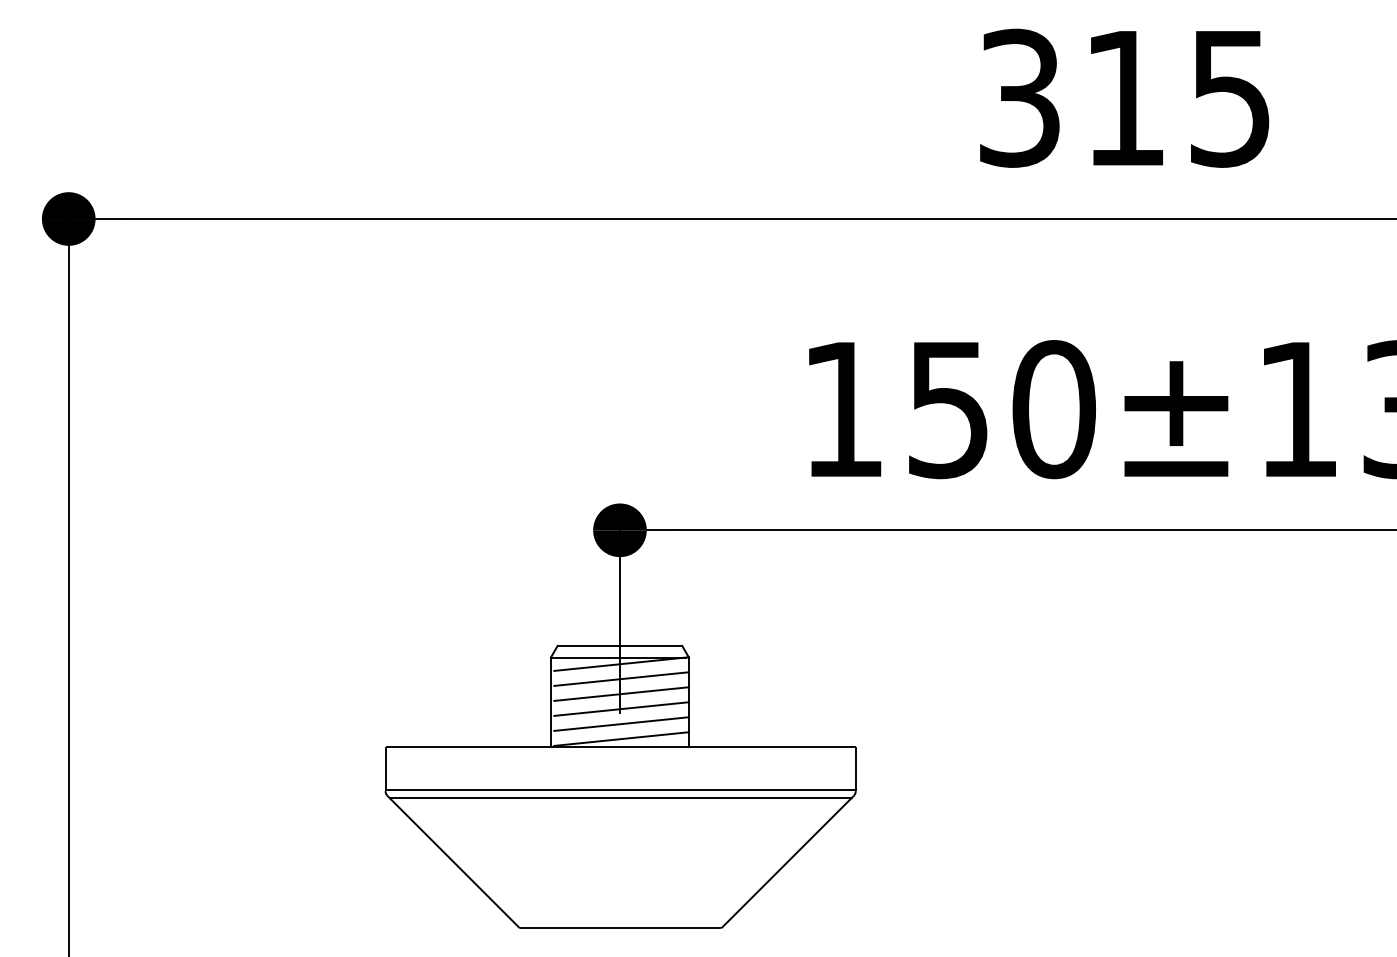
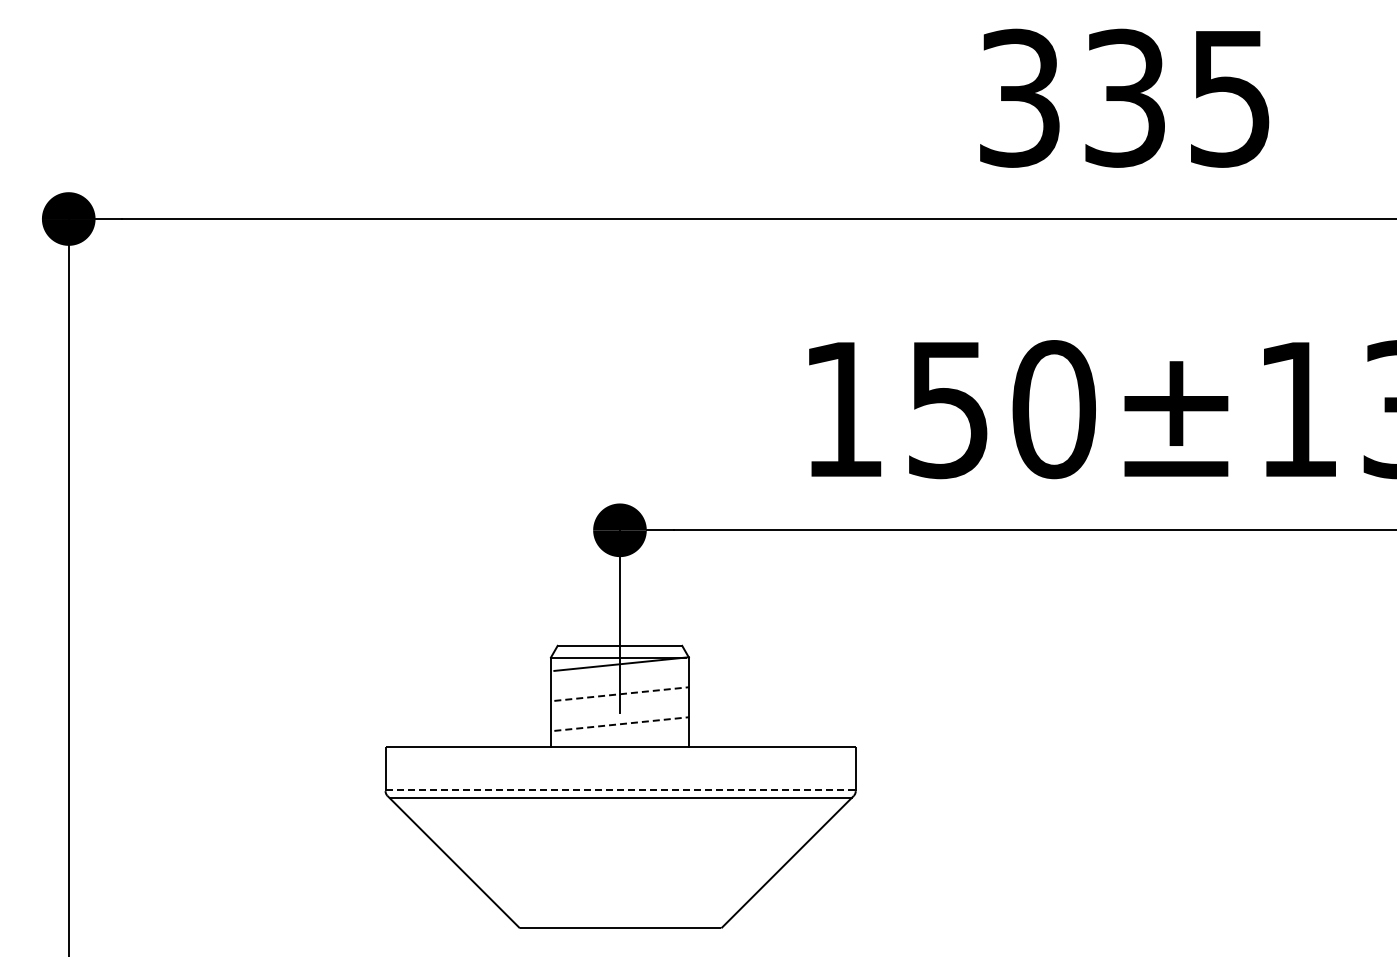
text: 315 -> 335 (1124, 97)
line: present -> none (621, 678)
line: solid -> dashed (621, 694)
line: present -> none (621, 708)
line: solid -> dashed (621, 724)
line: present -> none (621, 738)
line: solid -> dashed (621, 789)
